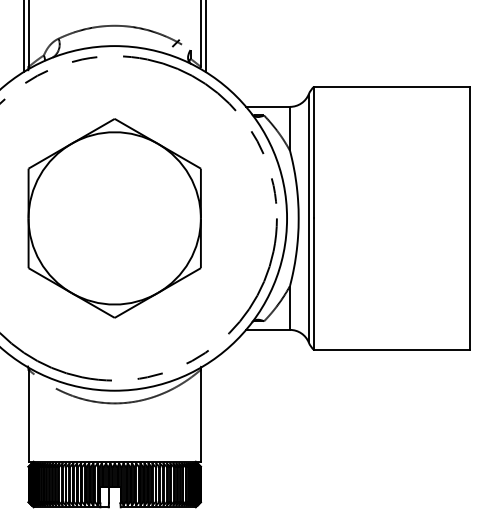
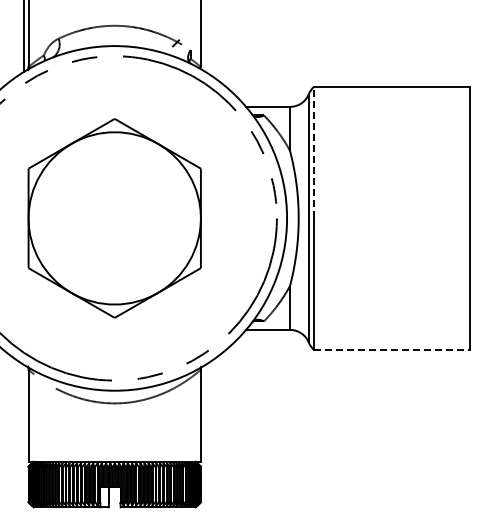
line: present -> none (205, 37)
line: solid -> dashed (314, 152)
line: solid -> dashed (391, 350)
